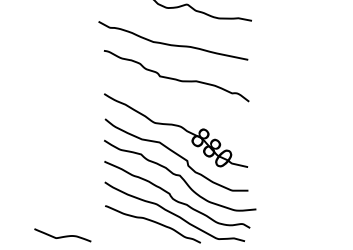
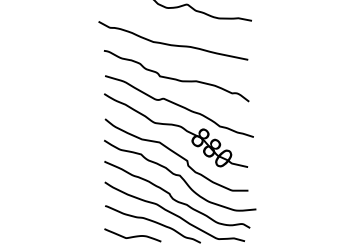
curve: none -> present (179, 106)
curve position: (62, 236) -> (132, 236) (132, 236)
